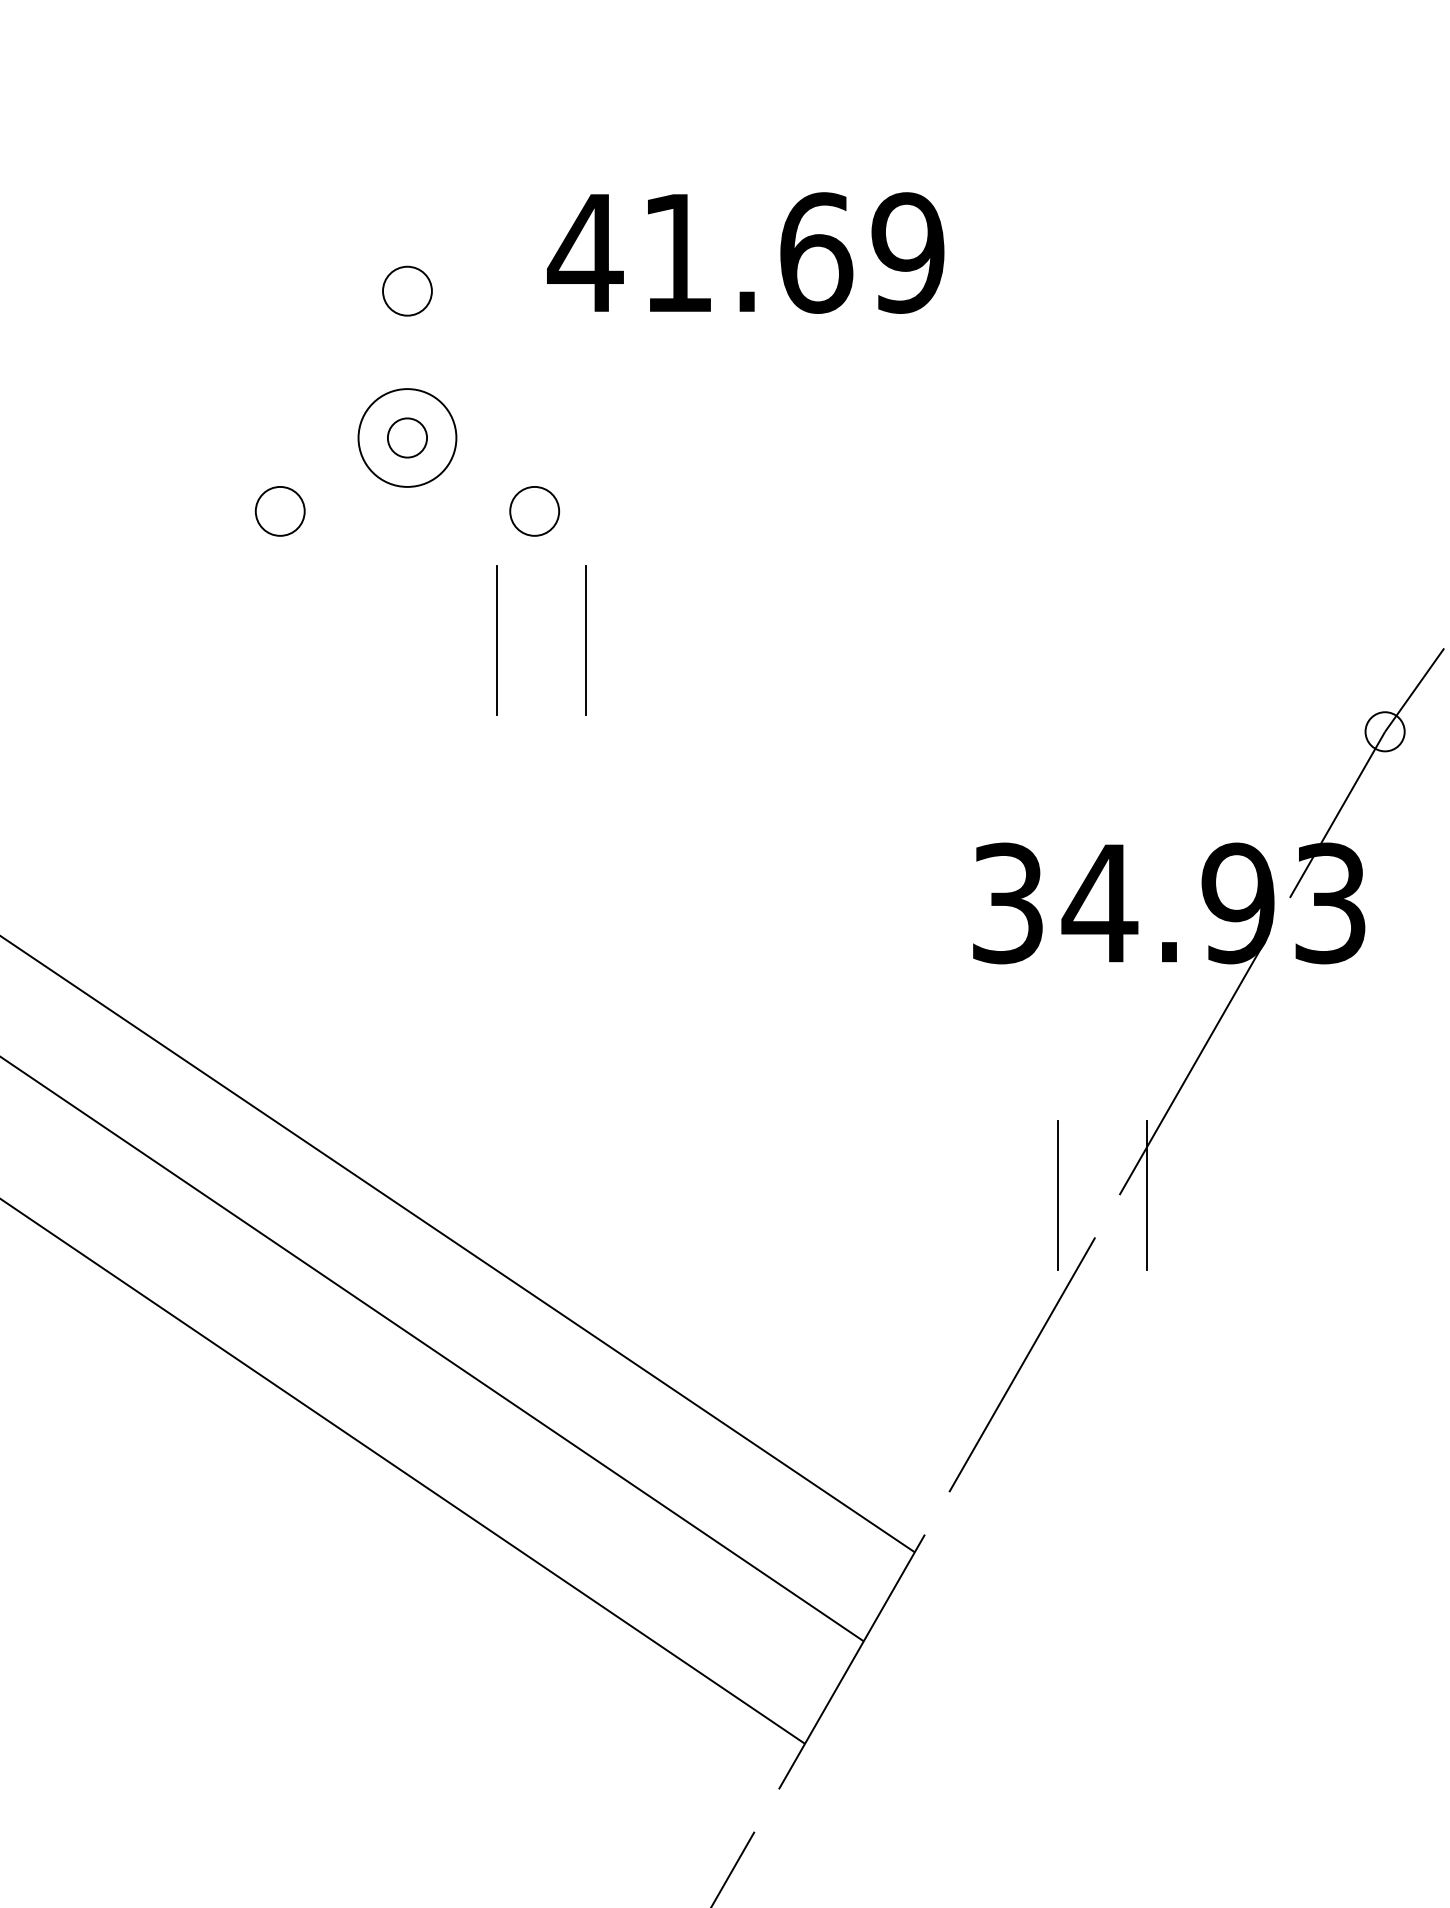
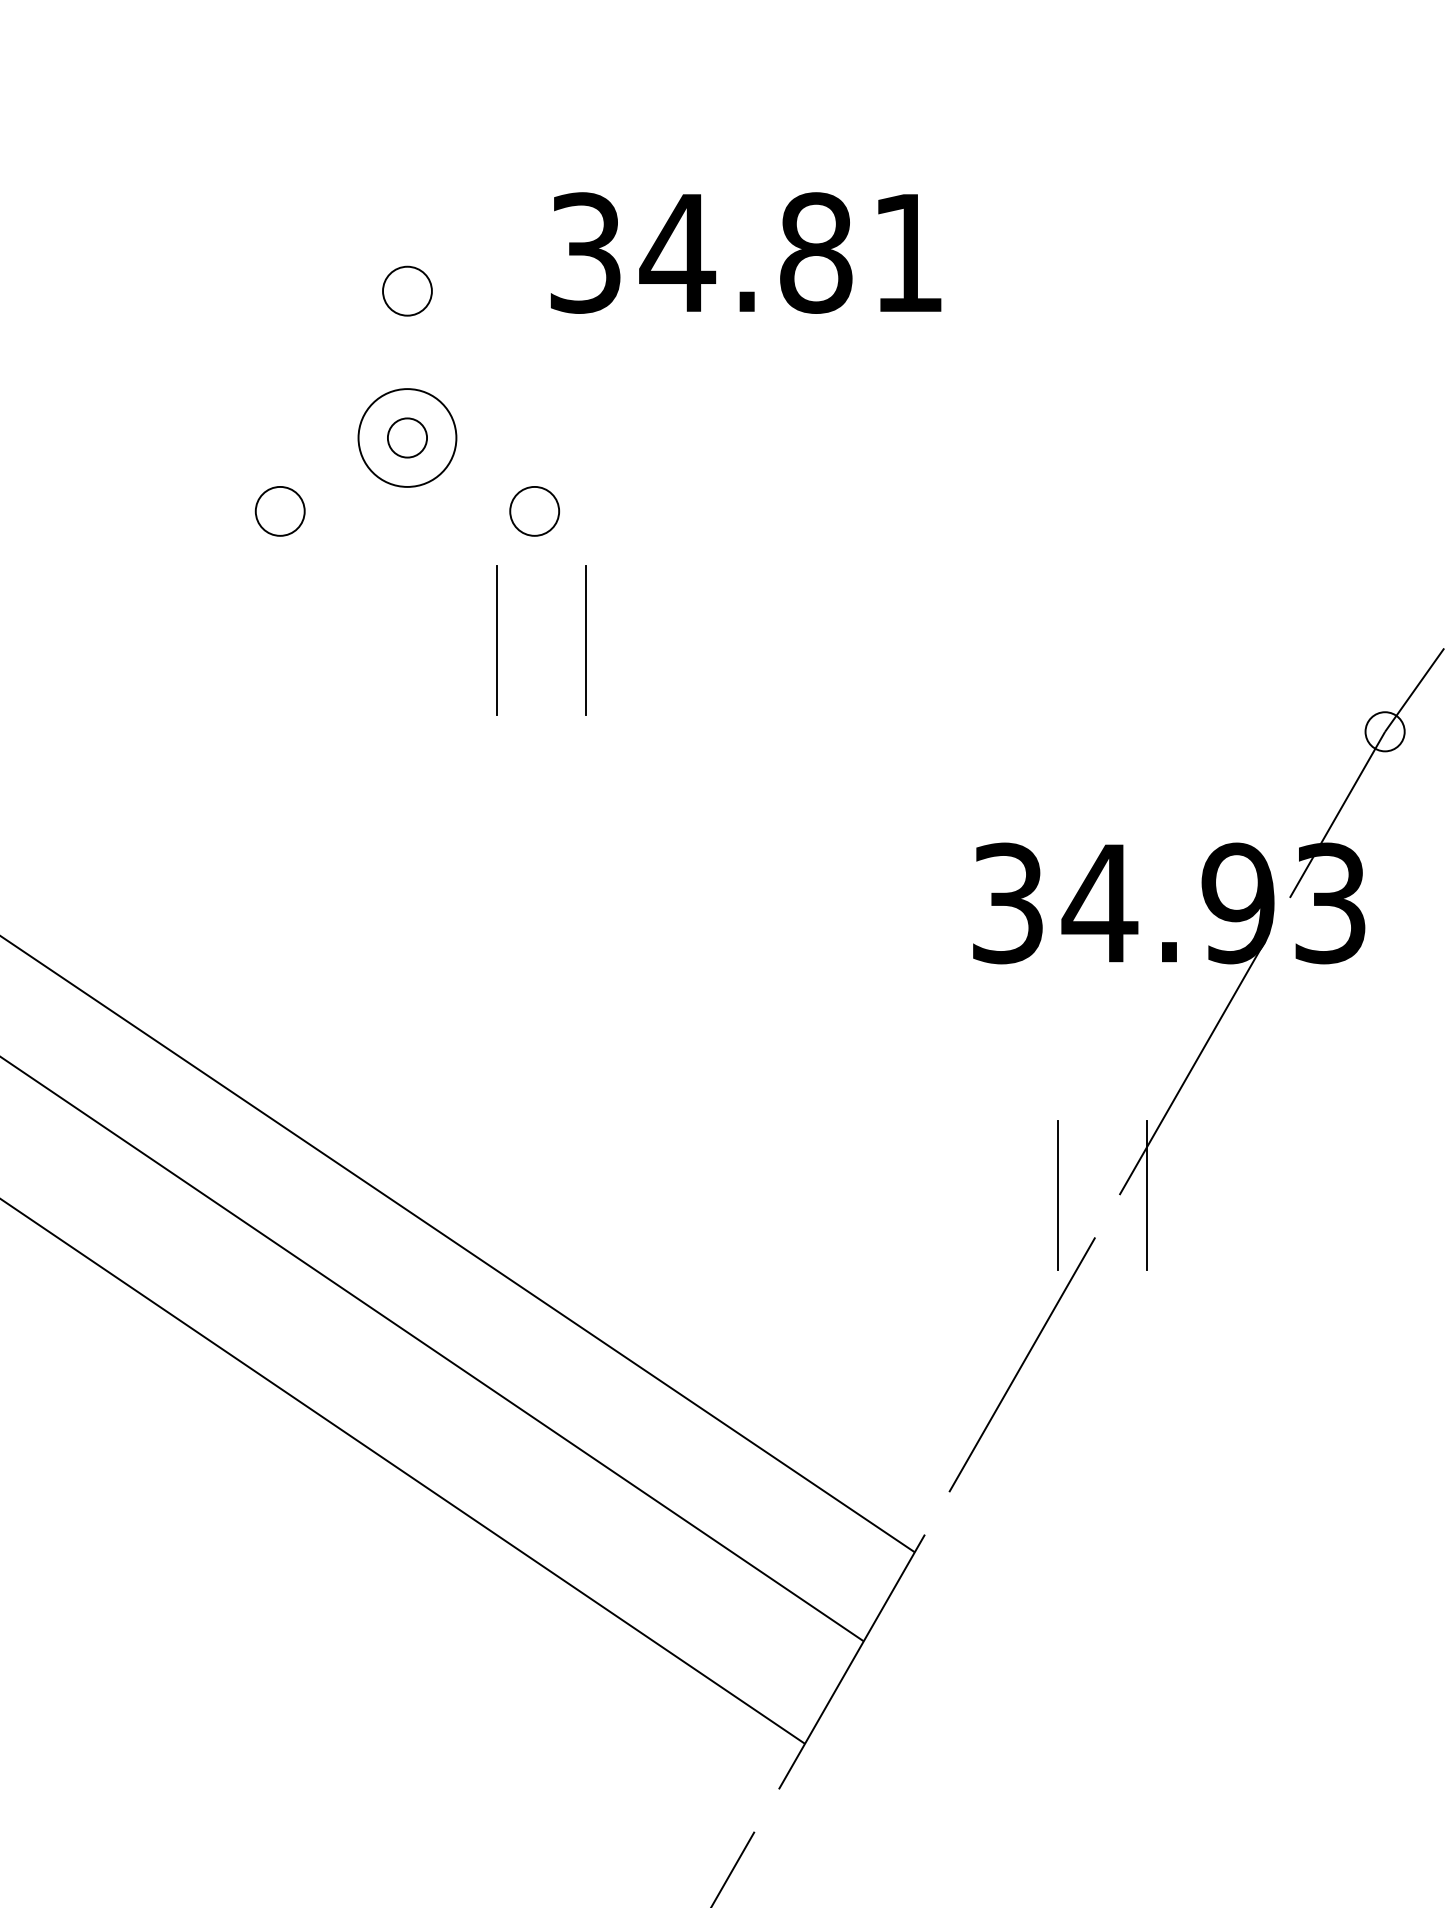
text: 41.69 -> 34.81 (745, 252)
